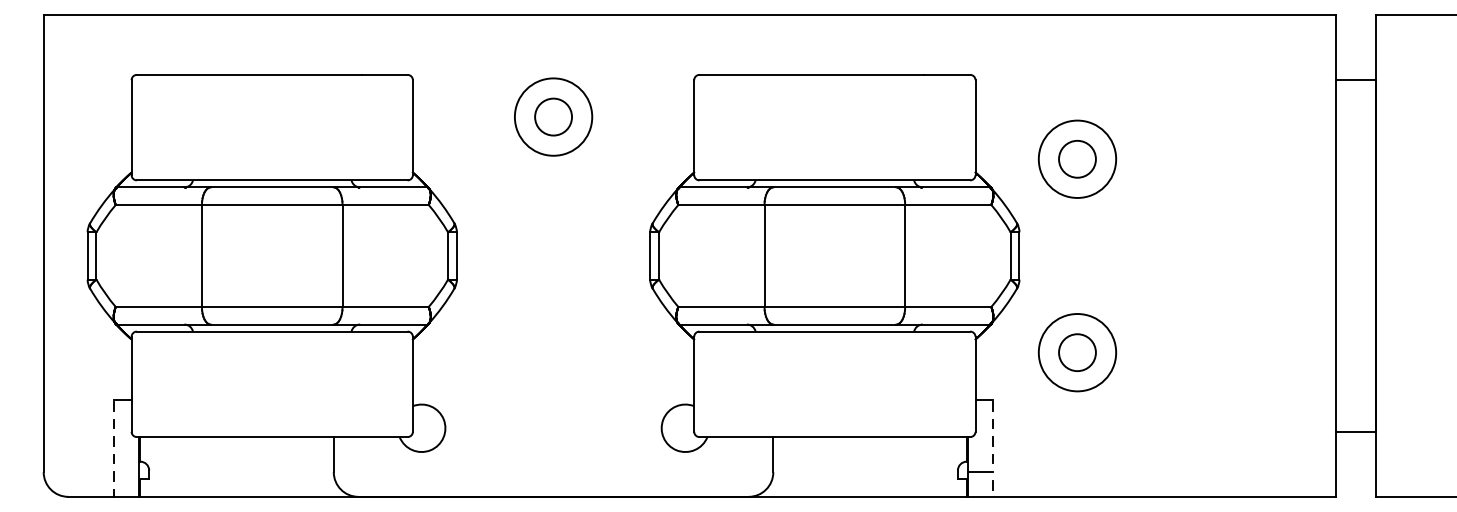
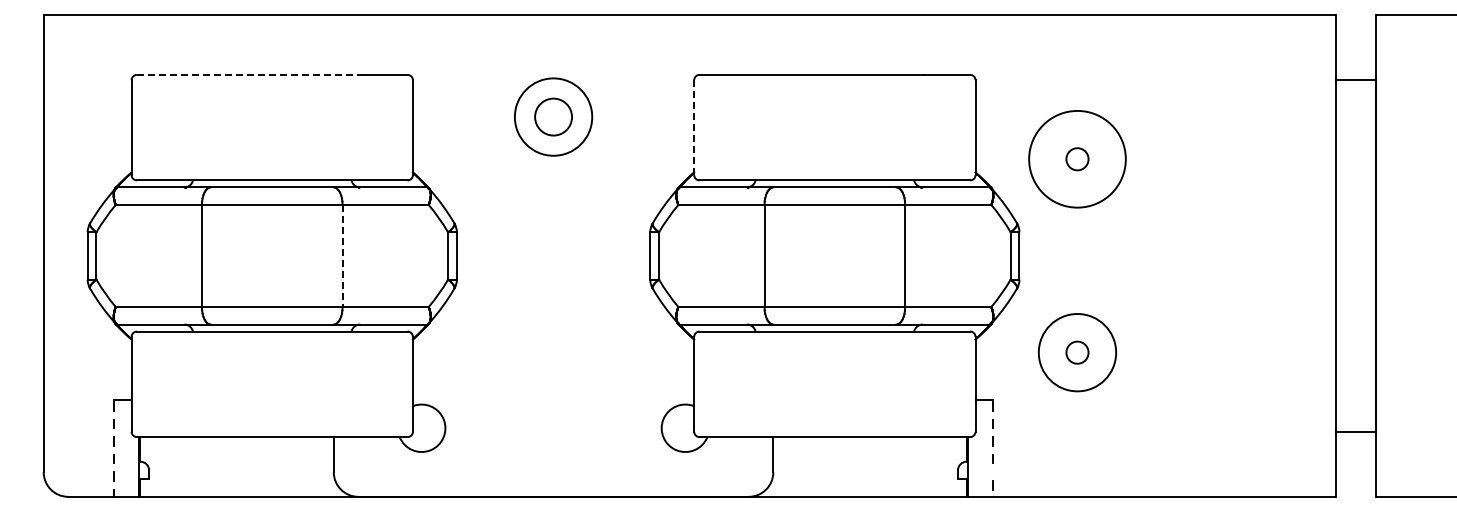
line: solid -> dashed (249, 74)
line: solid -> dashed (694, 128)
circle diameter: 37 px -> 22 px (1077, 159)
circle diameter: 77 px -> 97 px (1077, 158)
line: solid -> dashed (342, 255)
circle diameter: 37 px -> 22 px (1077, 352)
line: present -> none (980, 472)
